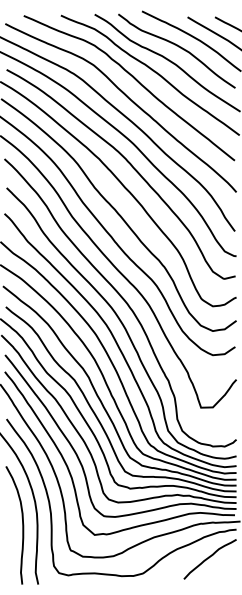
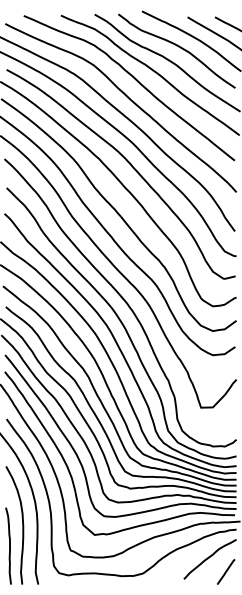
curve: none -> present (9, 545)
line: none -> present (226, 571)
